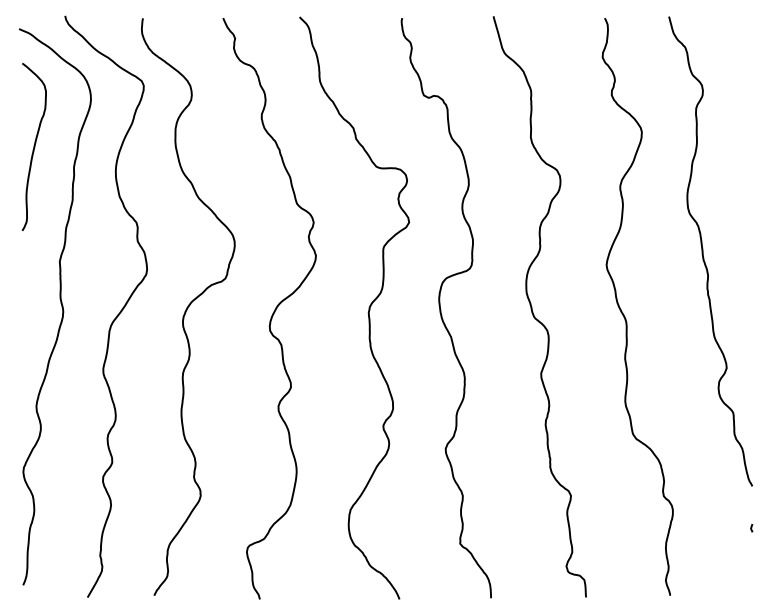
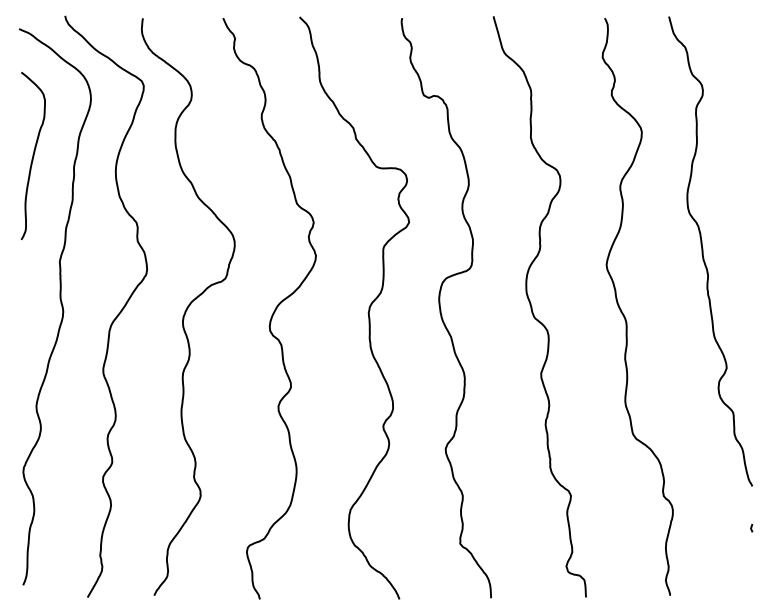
curve position: (33, 146) -> (32, 155) (32, 155)
